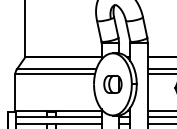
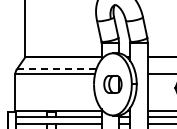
line: solid -> dashed (56, 69)
line: present -> none (160, 69)
